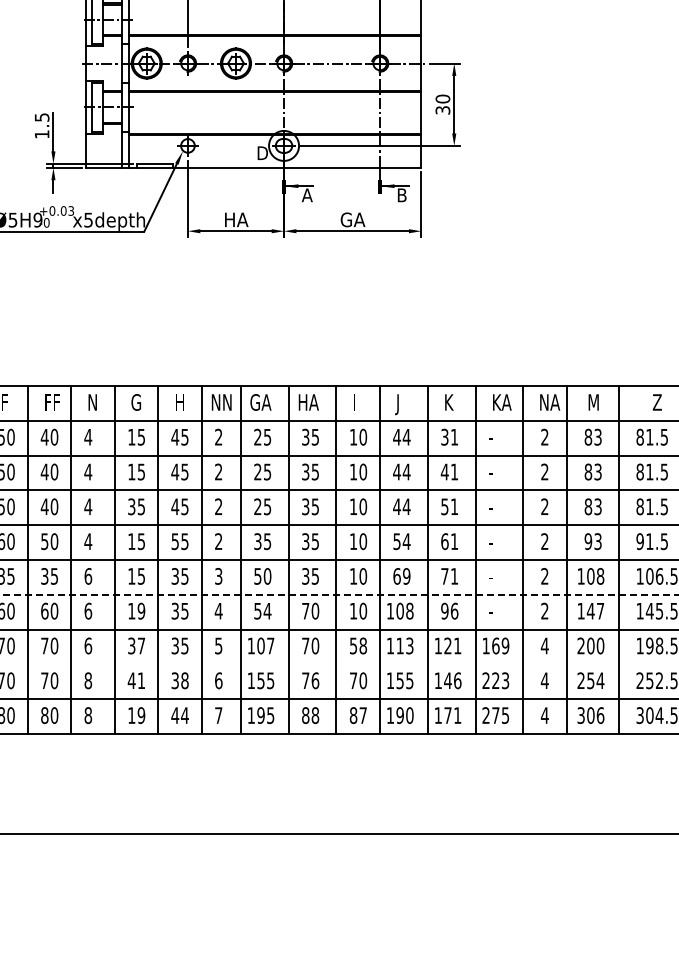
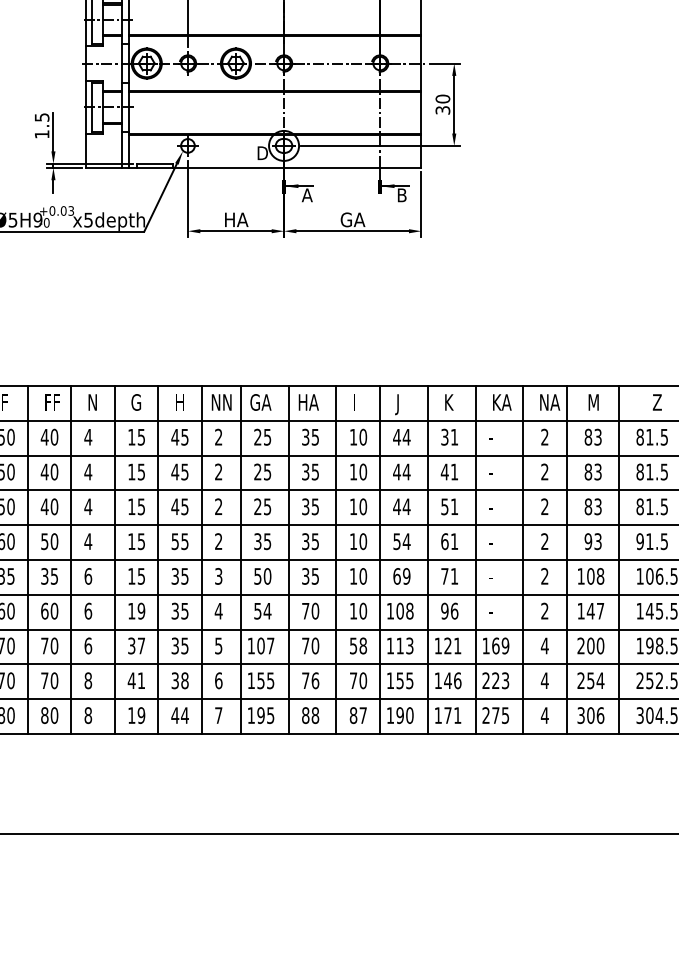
text: 35 -> 15 (131, 506)
line: dashed -> solid (339, 594)
line: none -> present (338, 664)
